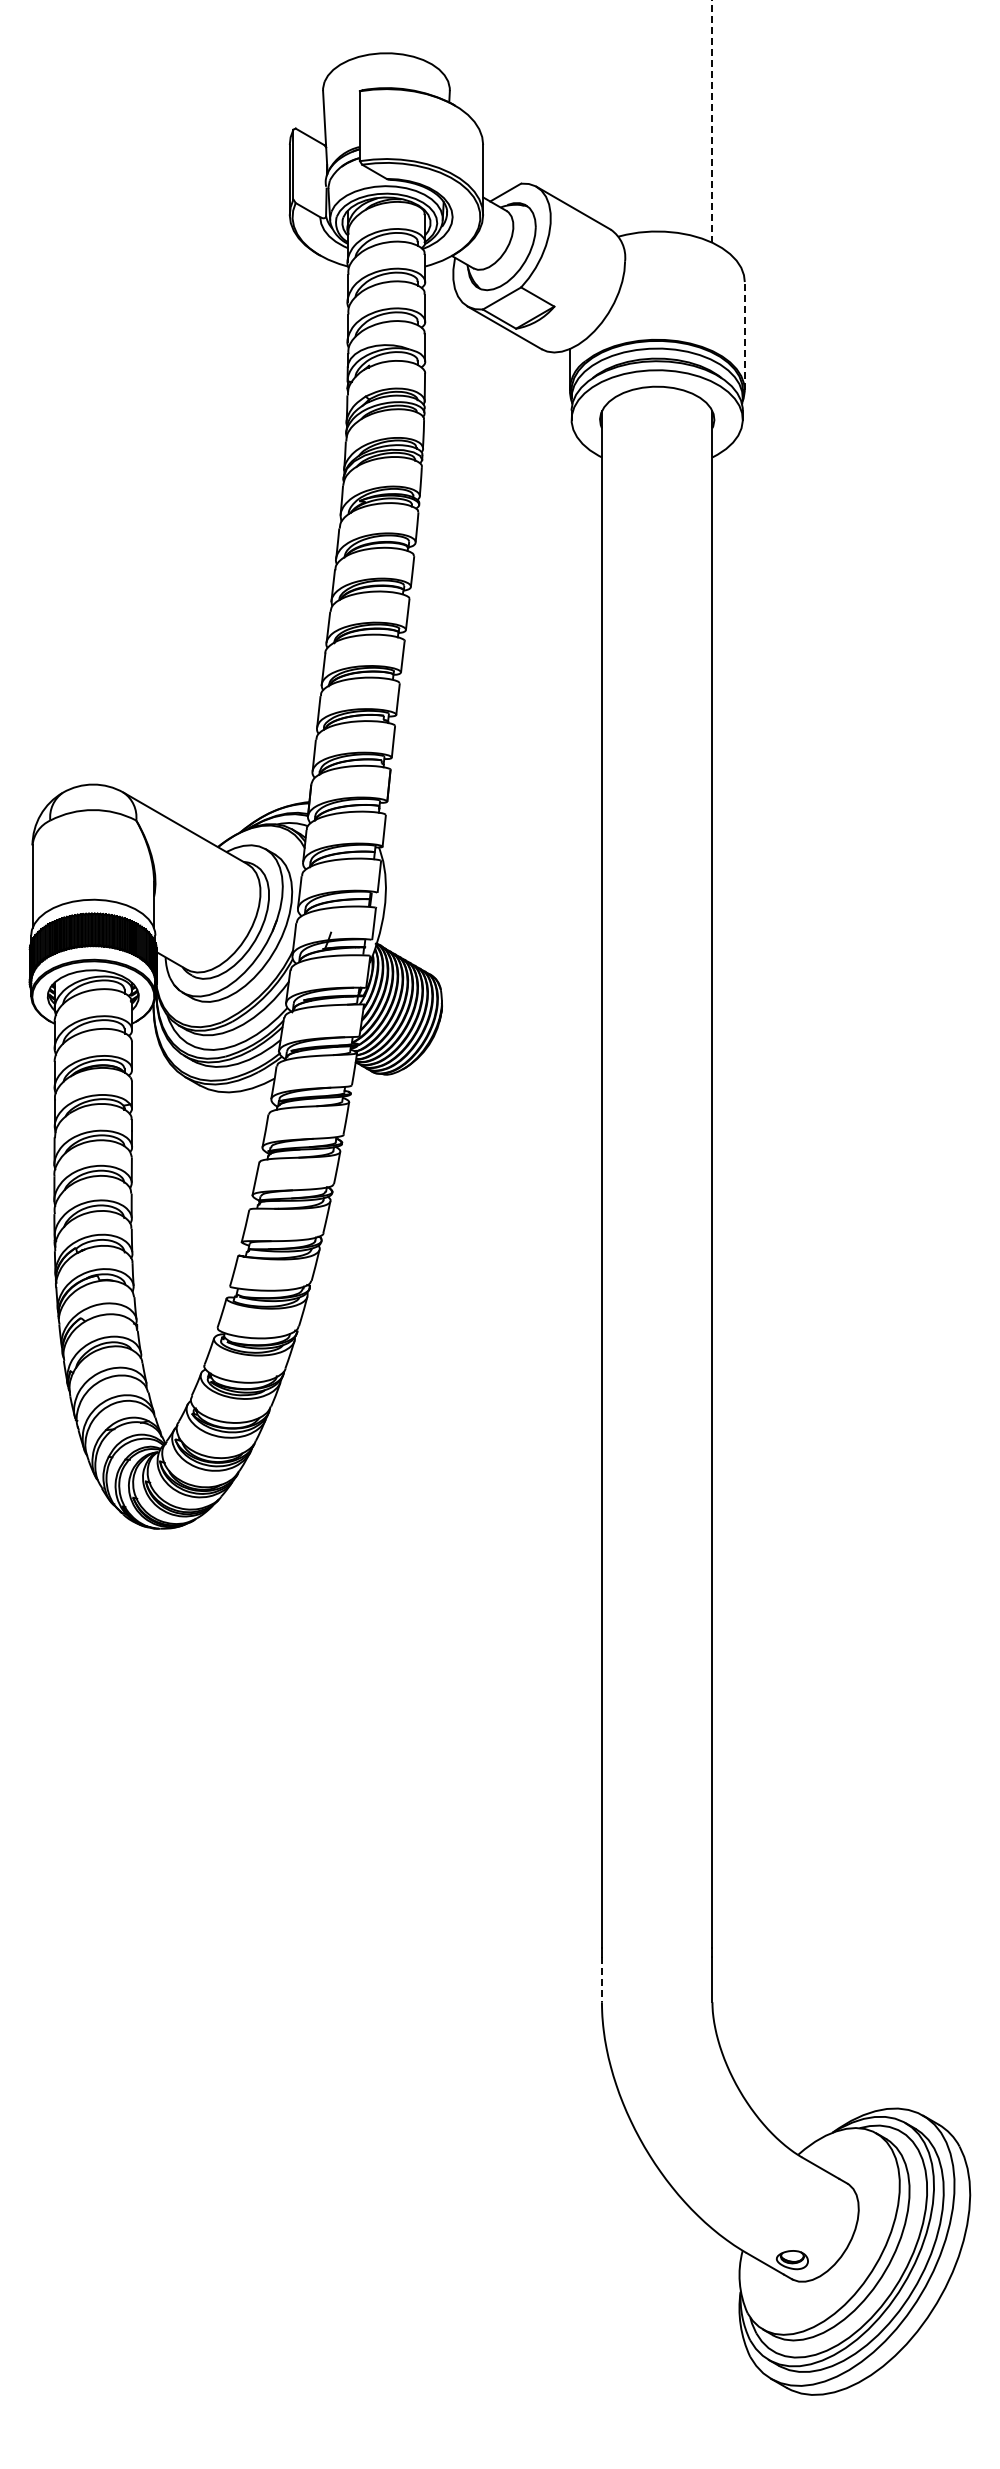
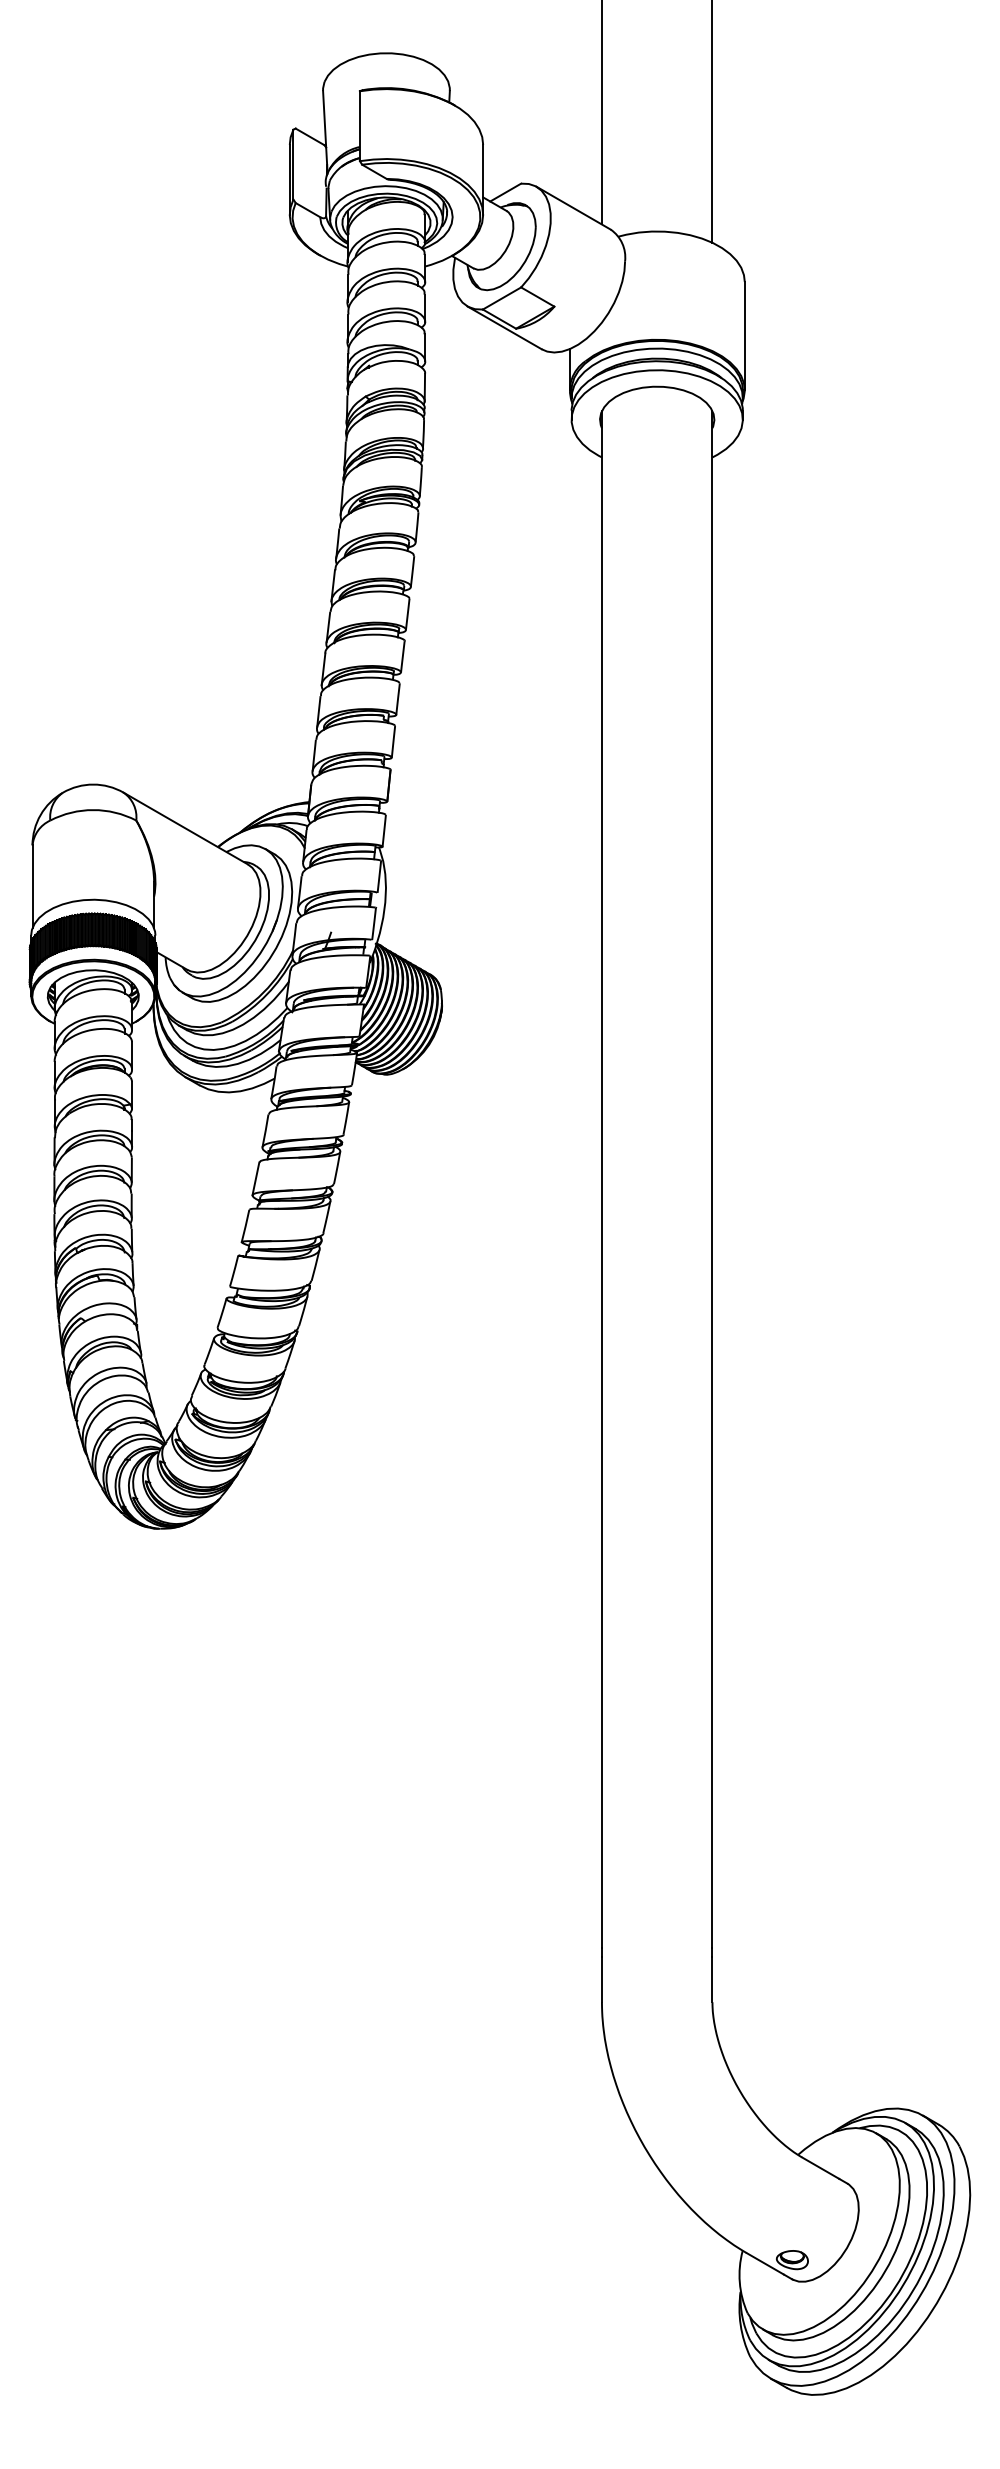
line: none -> present (601, 113)
line: dashed -> solid (712, 121)
line: dashed -> solid (744, 335)
line: dashed -> solid (601, 1979)
